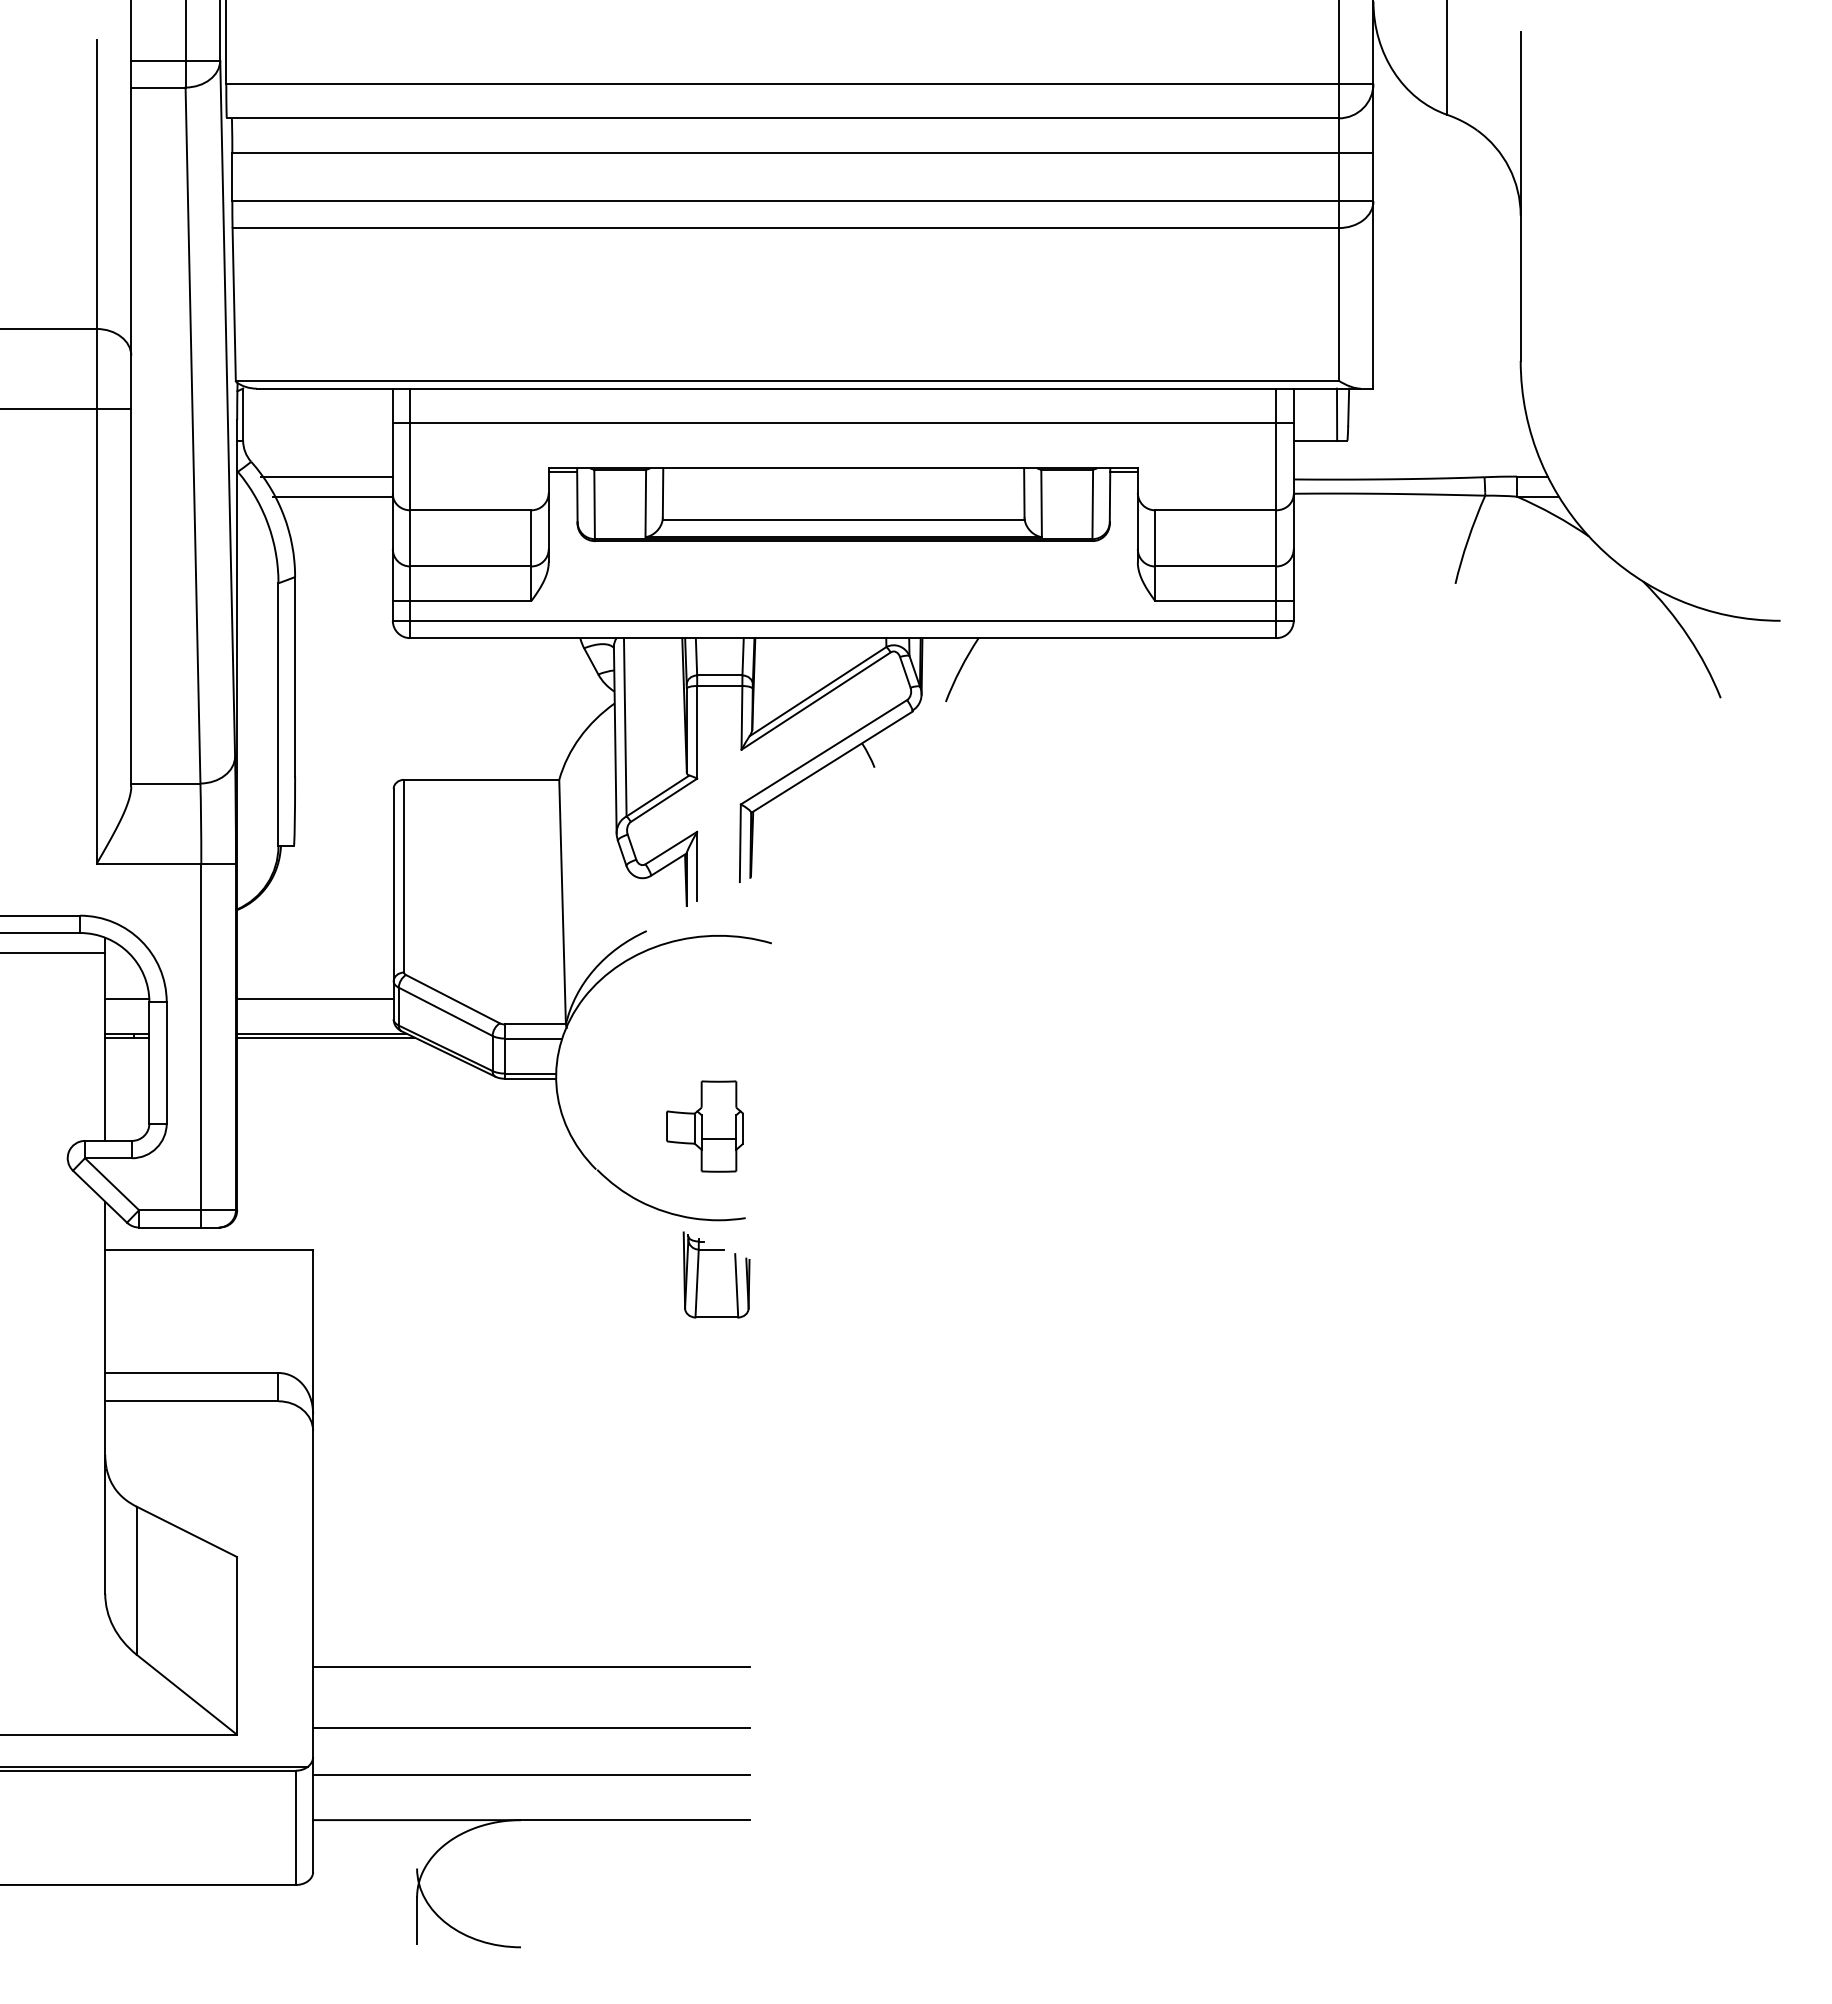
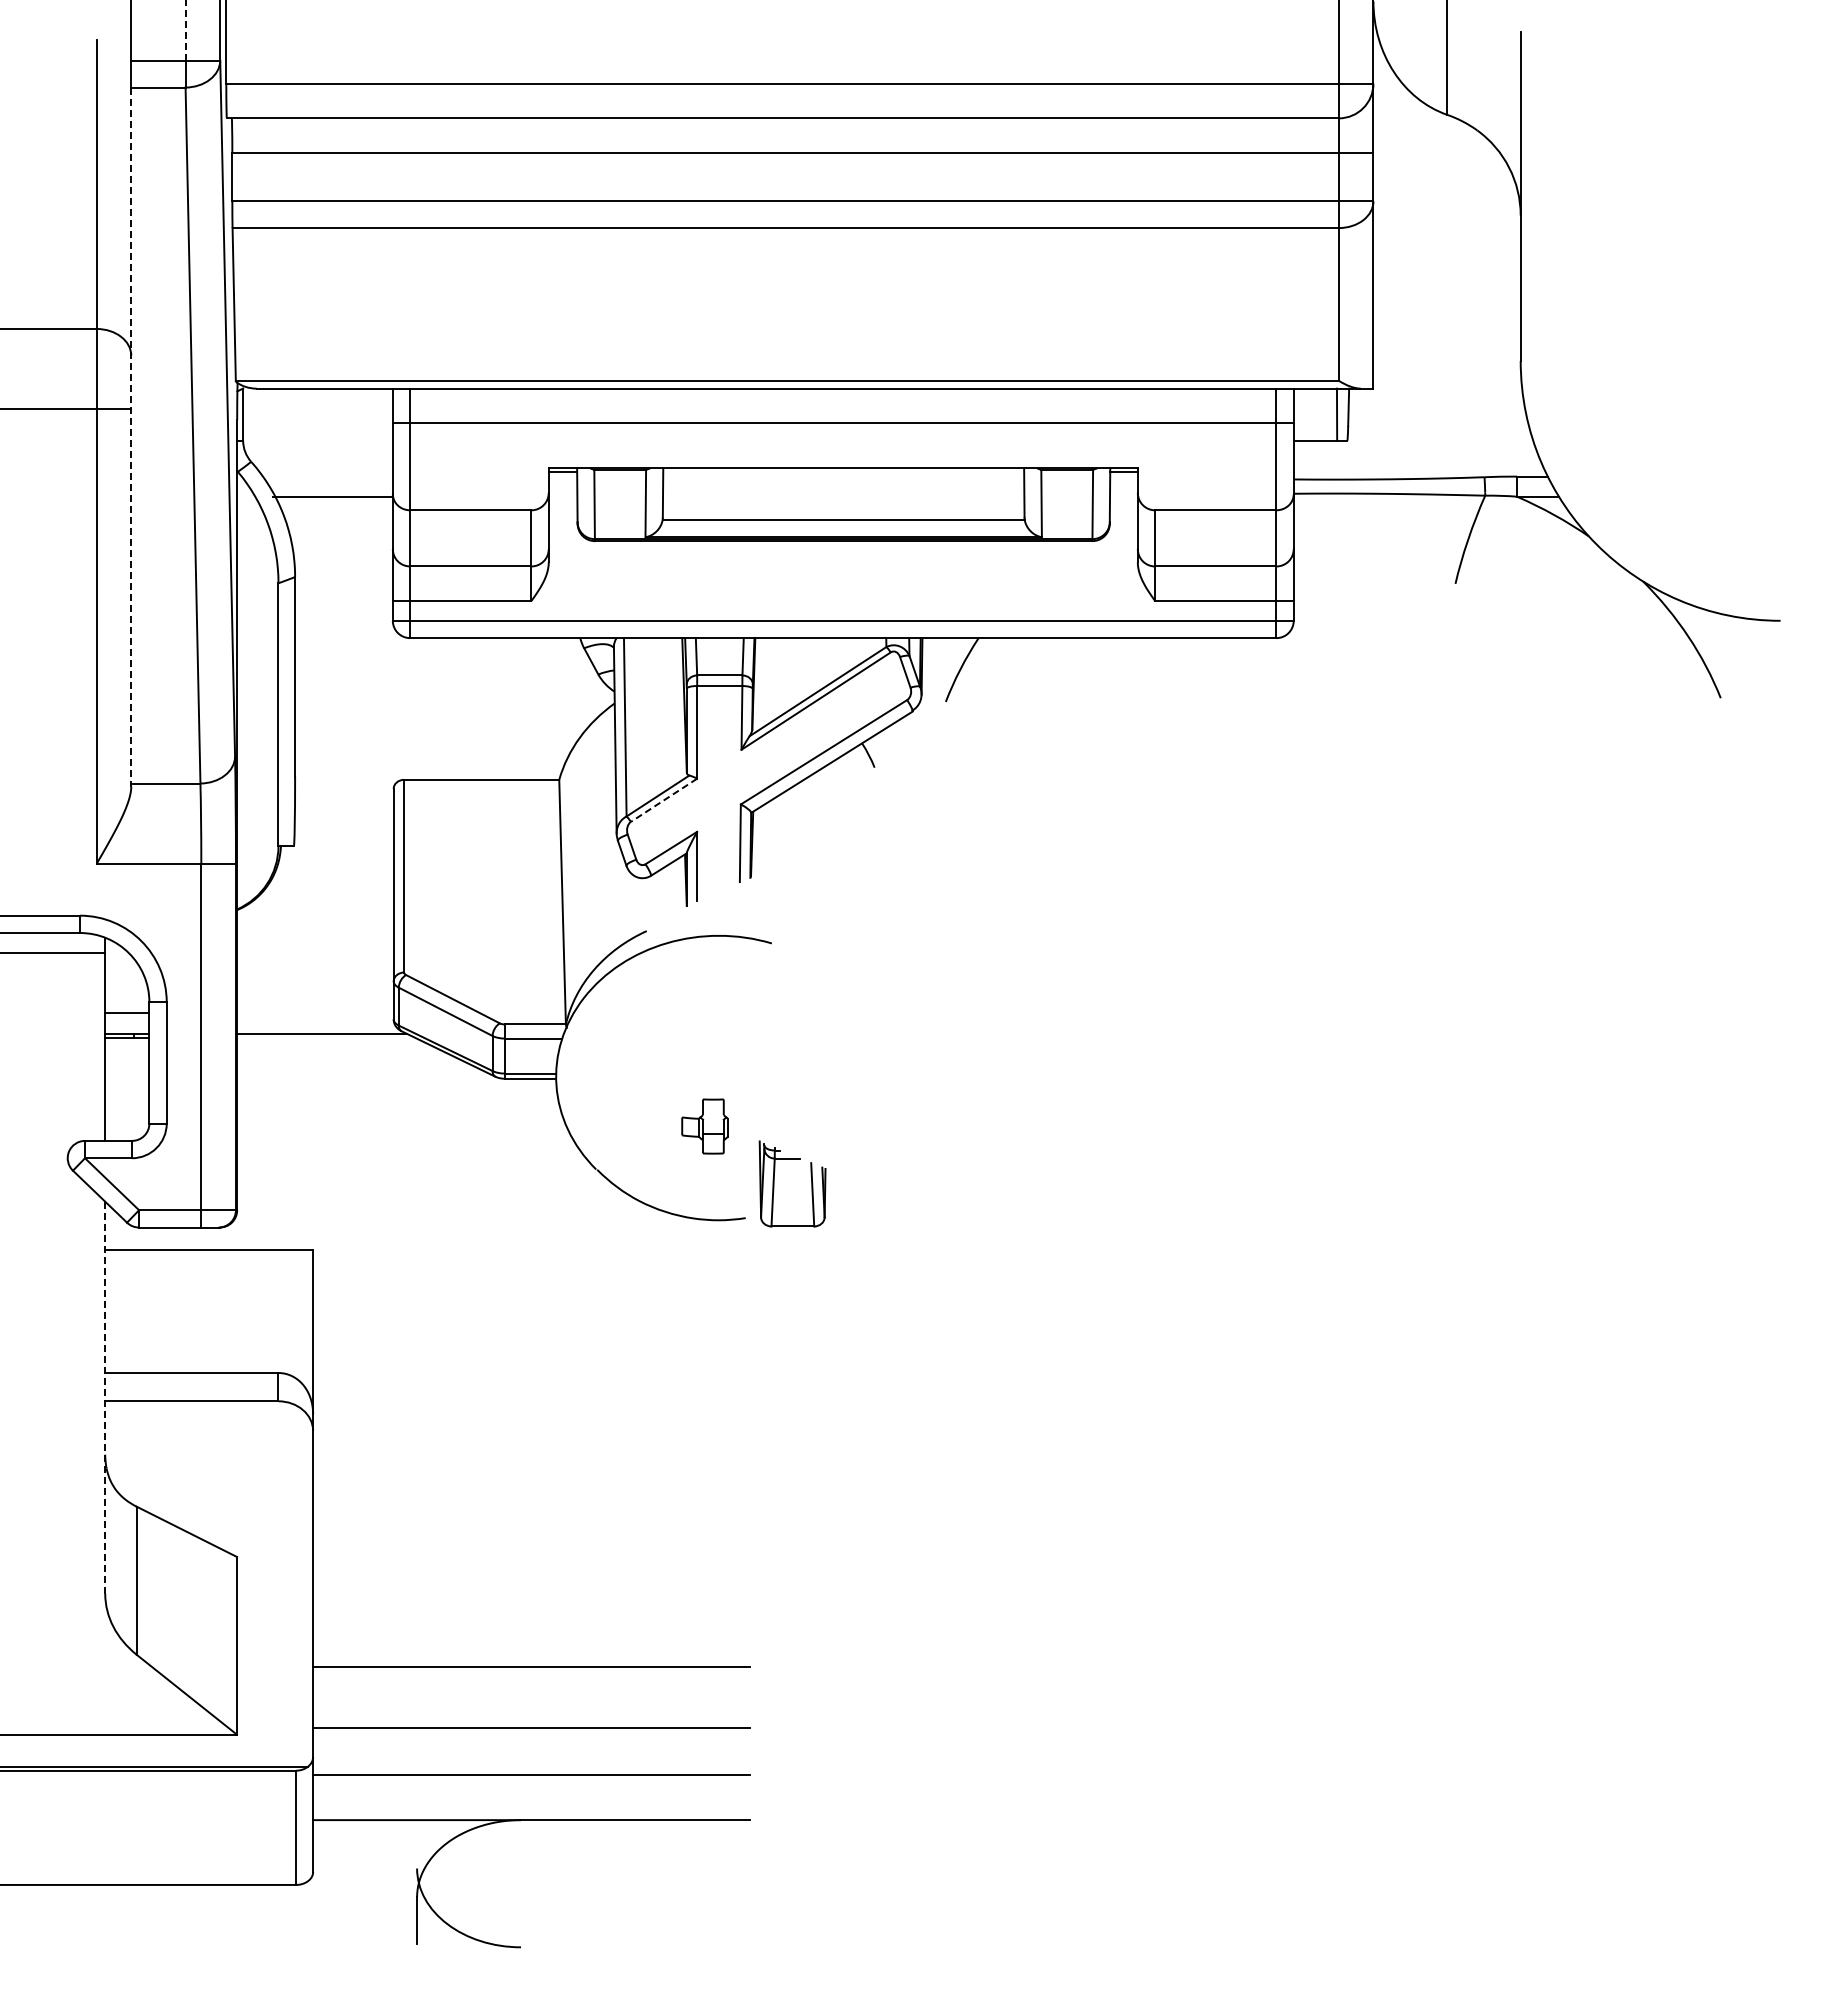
line: solid -> dashed (185, 30)
line: solid -> dashed (131, 435)
line: present -> none (326, 476)
line: solid -> dashed (664, 800)
line position: (127, 999) -> (127, 1013) (127, 1013)
line: present -> none (315, 999)
line: present -> none (325, 1037)
part size: 78x93 px -> 48x57 px (704, 1126)
part position: (698, 1274) -> (774, 1183) (774, 1183)
line: solid -> dashed (105, 1397)
